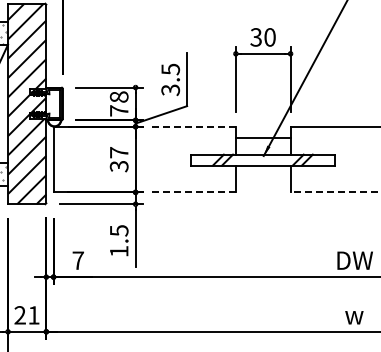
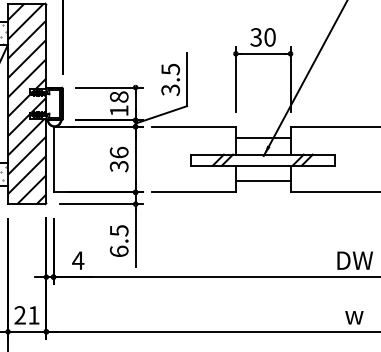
text: 78 -> 18 (119, 110)
line: dashed -> solid (193, 126)
text: 37 -> 36 (118, 152)
line: none -> present (262, 181)
line: dashed -> solid (193, 192)
line: dashed -> solid (335, 192)
text: 1.5 -> 6.5 (118, 250)
text: 7 -> 4 (78, 260)
